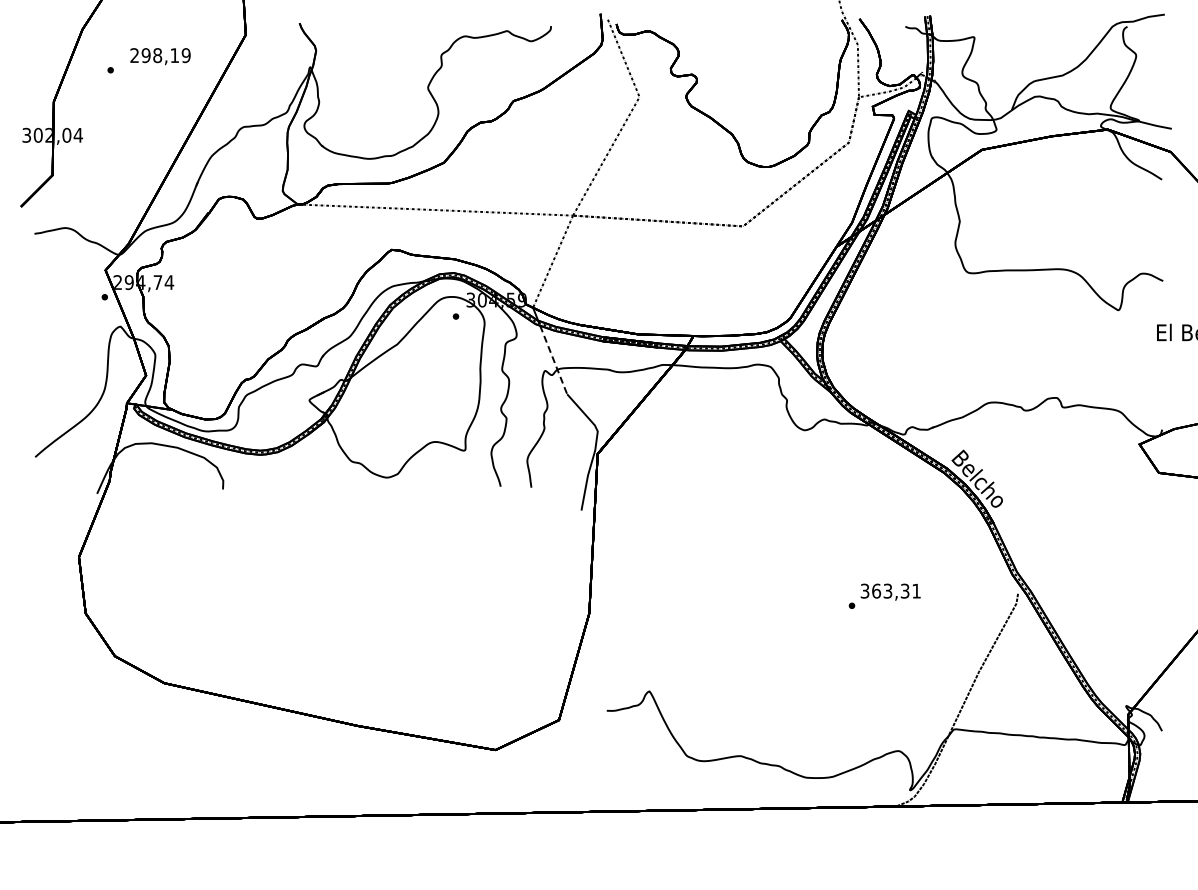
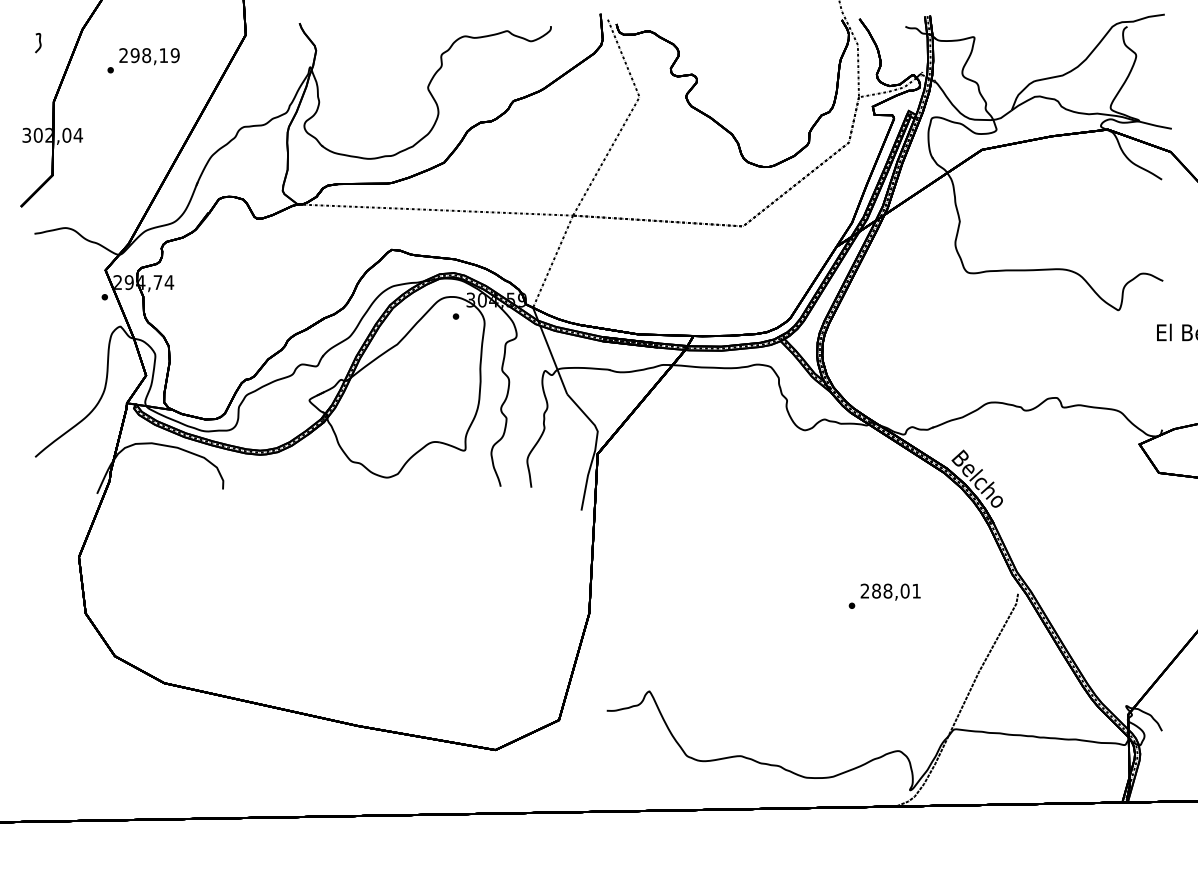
curve: none -> present (39, 43)
text position: (160, 56) -> (149, 56) (149, 56)
line: dashed -> solid (553, 360)
text: 363,31 -> 288,01 (884, 590)
